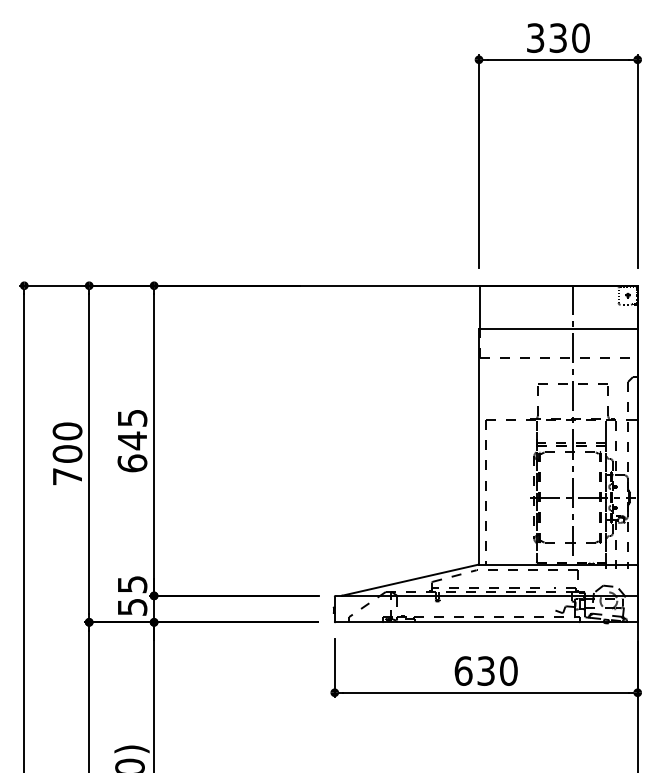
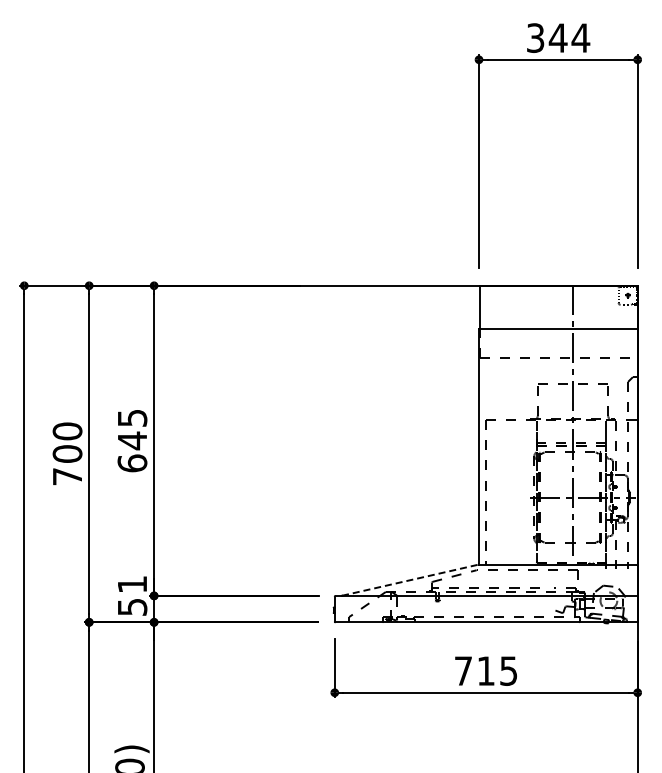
text: 330 -> 344 (569, 37)
line: solid -> dashed (410, 580)
text: 55 -> 51 (132, 584)
text: 630 -> 715 (485, 670)
